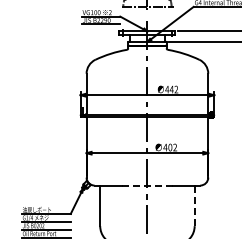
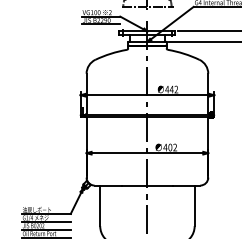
line: dashed -> solid (147, 185)
line: dashed -> solid (194, 206)
